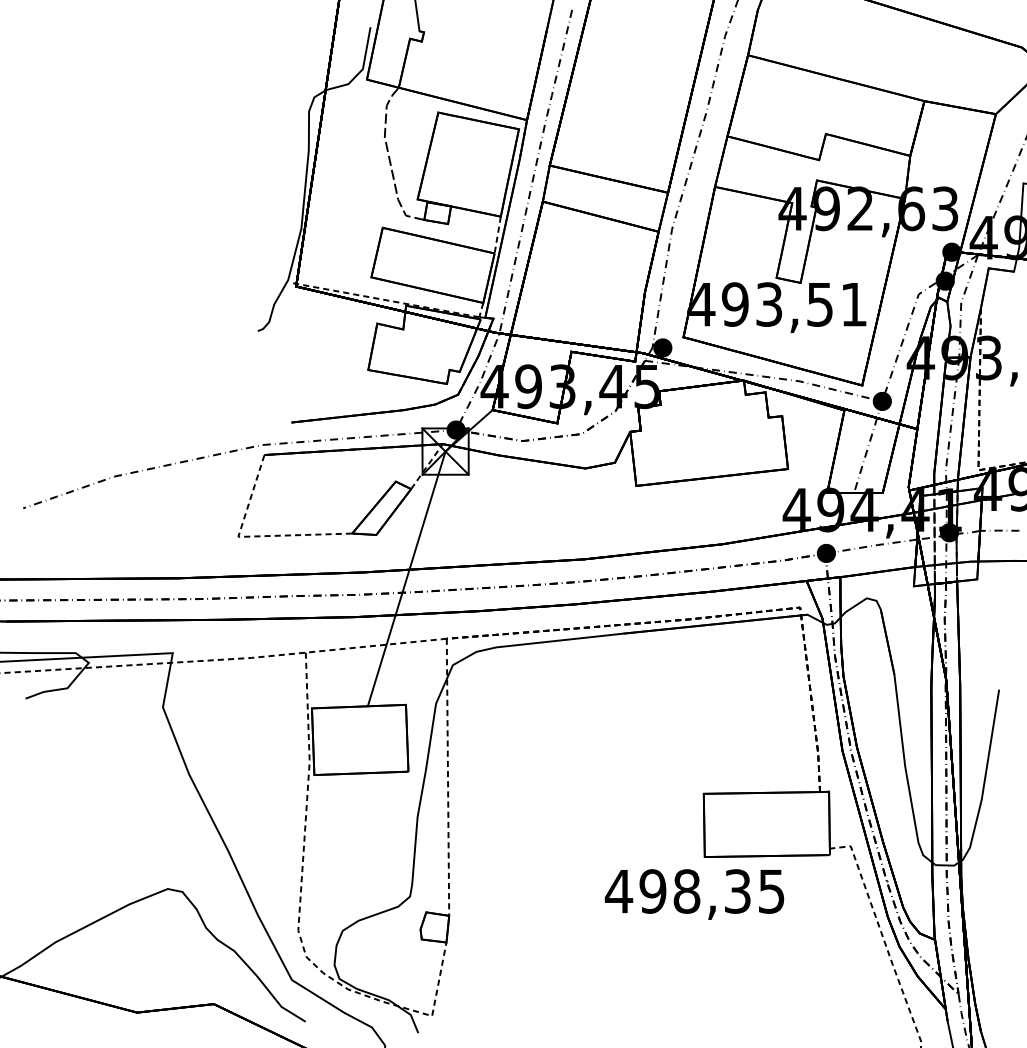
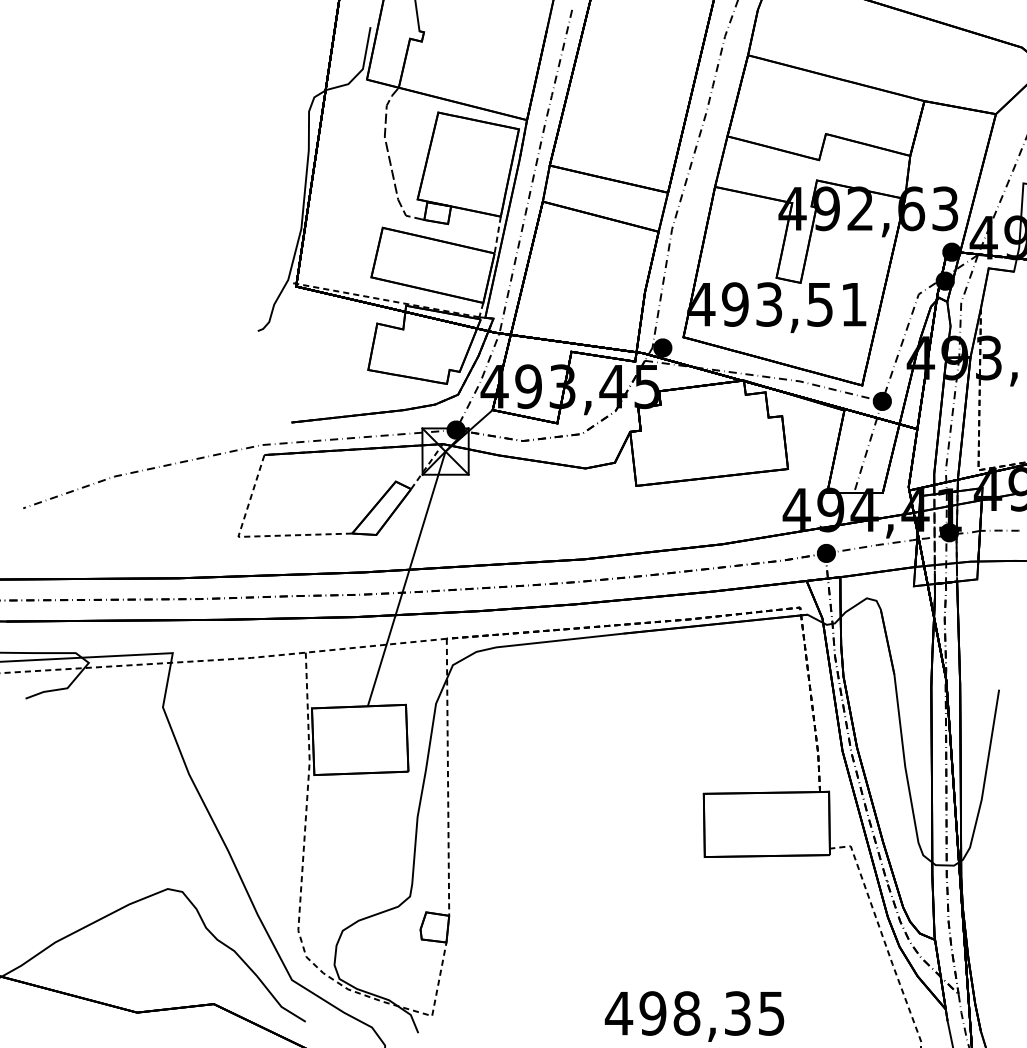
text position: (694, 894) -> (694, 1016) (694, 1016)
